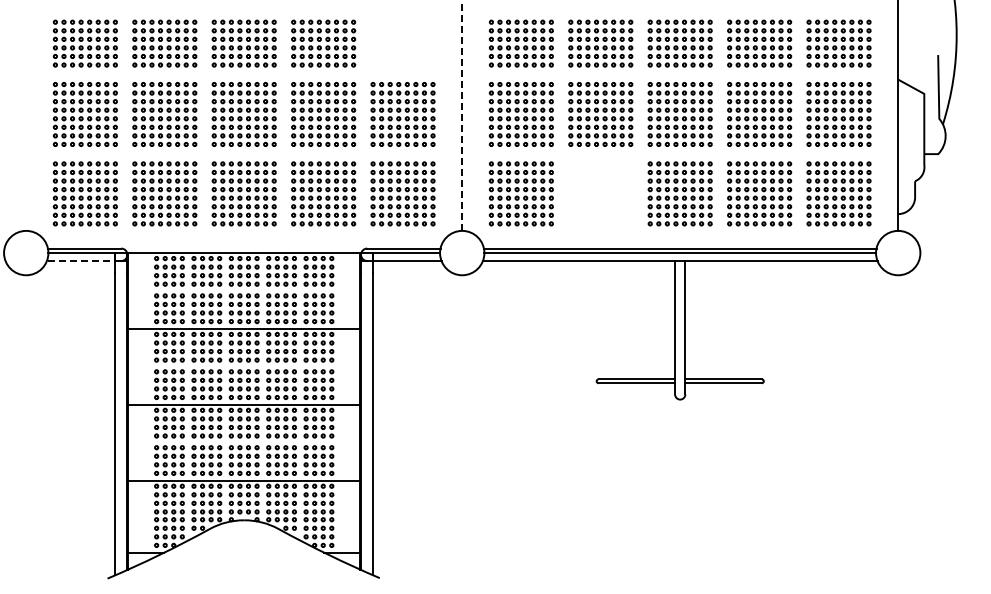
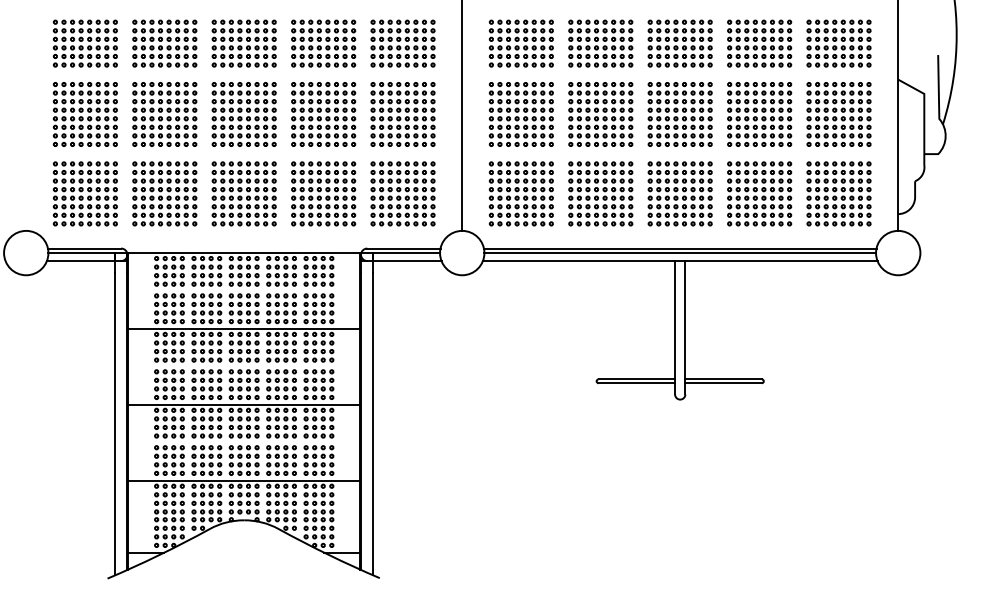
part: none -> present (402, 43)
line: dashed -> solid (462, 116)
part: none -> present (600, 193)
line: dashed -> solid (83, 261)
